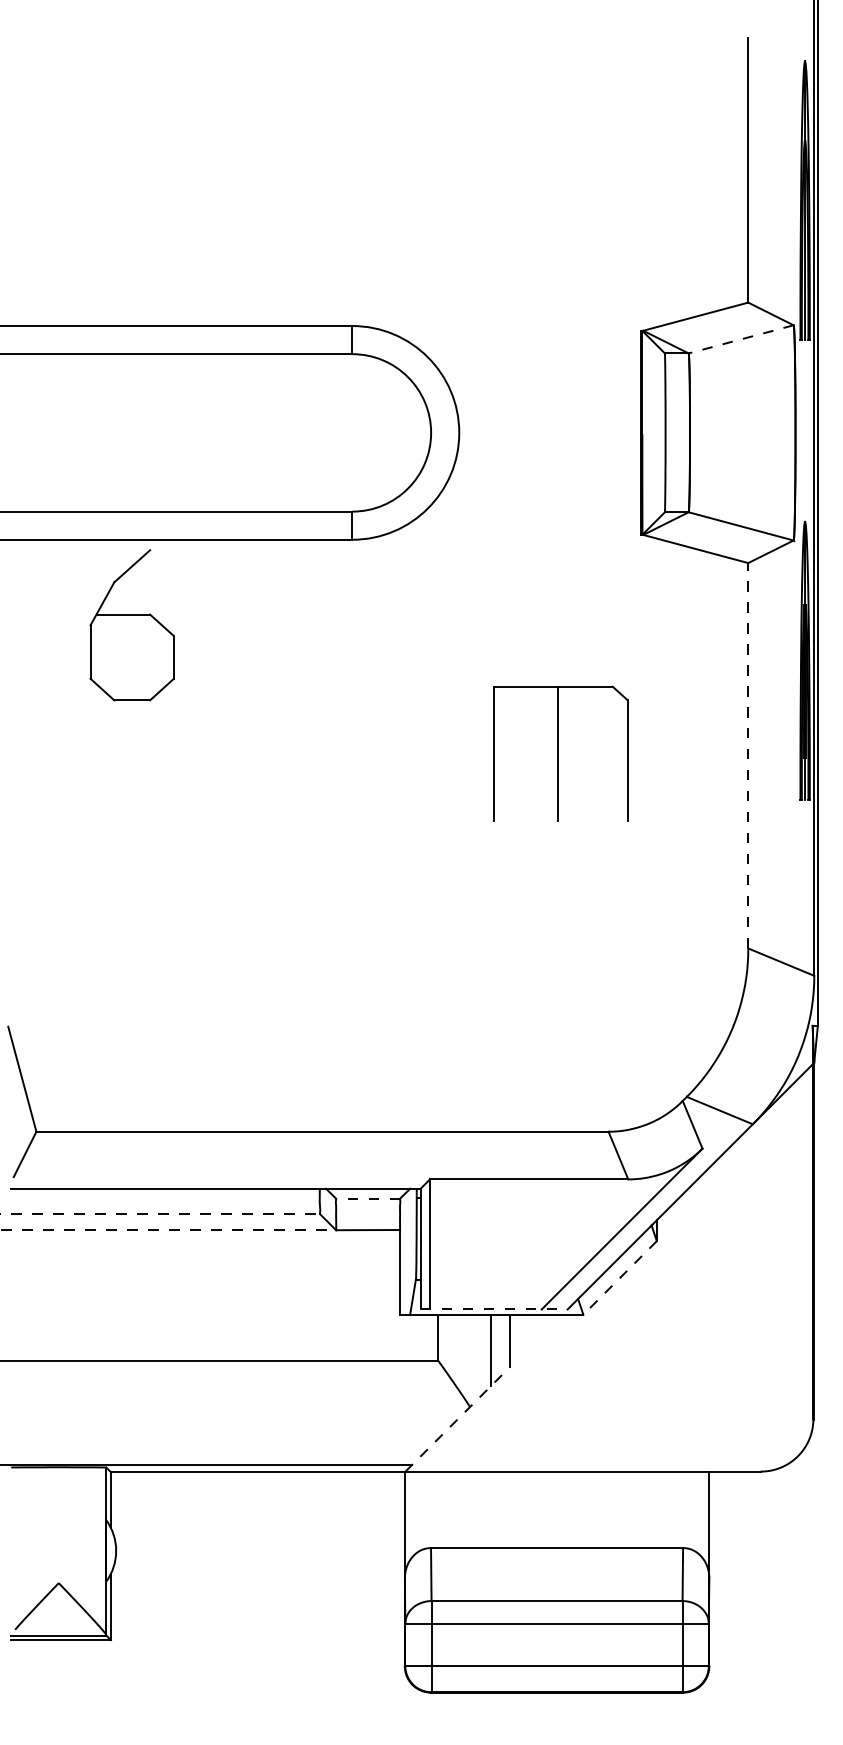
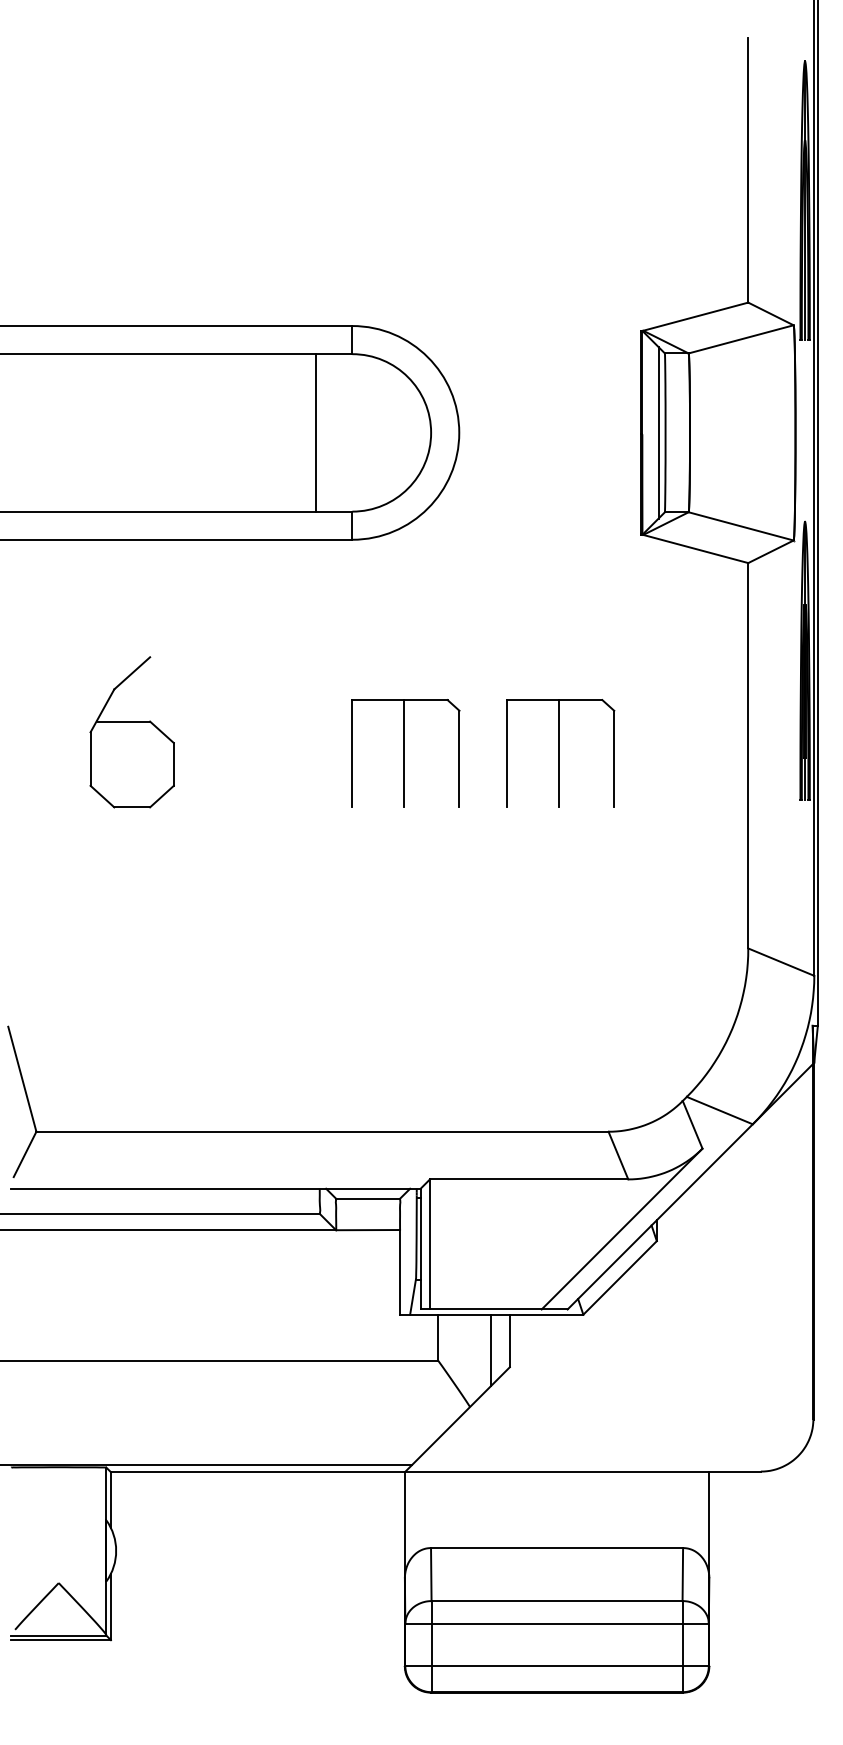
line: dashed -> solid (740, 339)
line: none -> present (315, 432)
line: none -> present (658, 432)
part position: (131, 625) -> (131, 732) (131, 732)
part: none -> present (405, 753)
part size: 136x137 px -> 110x109 px (560, 753)
line: dashed -> solid (748, 755)
line: dashed -> solid (367, 1198)
line: dashed -> solid (160, 1214)
line: dashed -> solid (168, 1230)
line: dashed -> solid (620, 1277)
line: dashed -> solid (494, 1309)
line: dashed -> solid (457, 1419)
